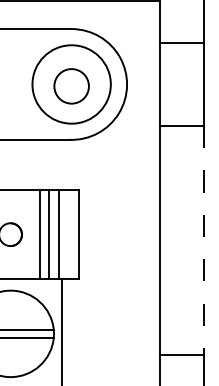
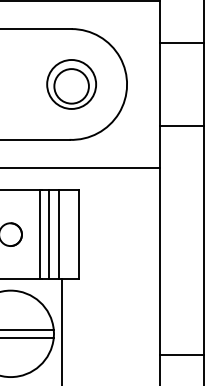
circle diameter: 78 px -> 49 px (71, 83)
line: none -> present (80, 167)
line: dashed -> solid (204, 240)
